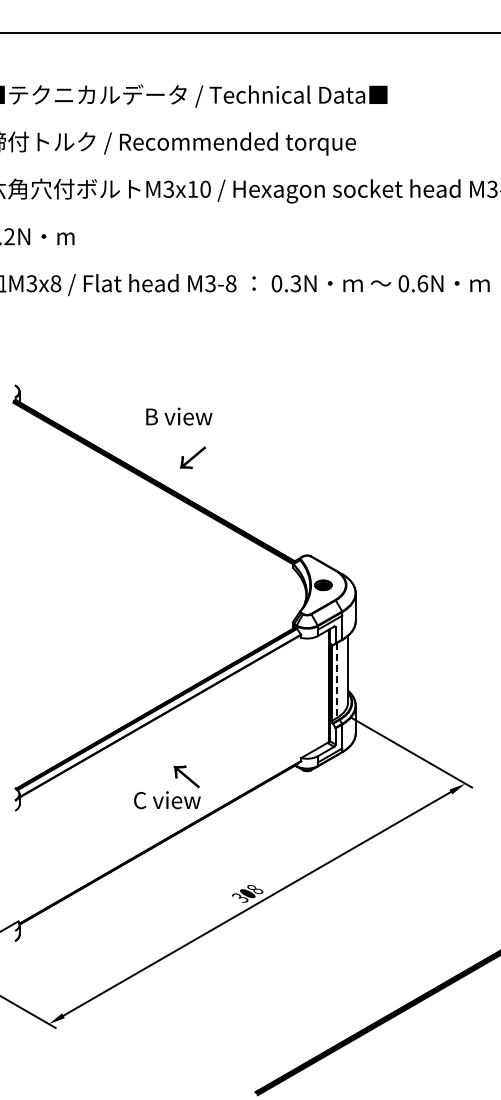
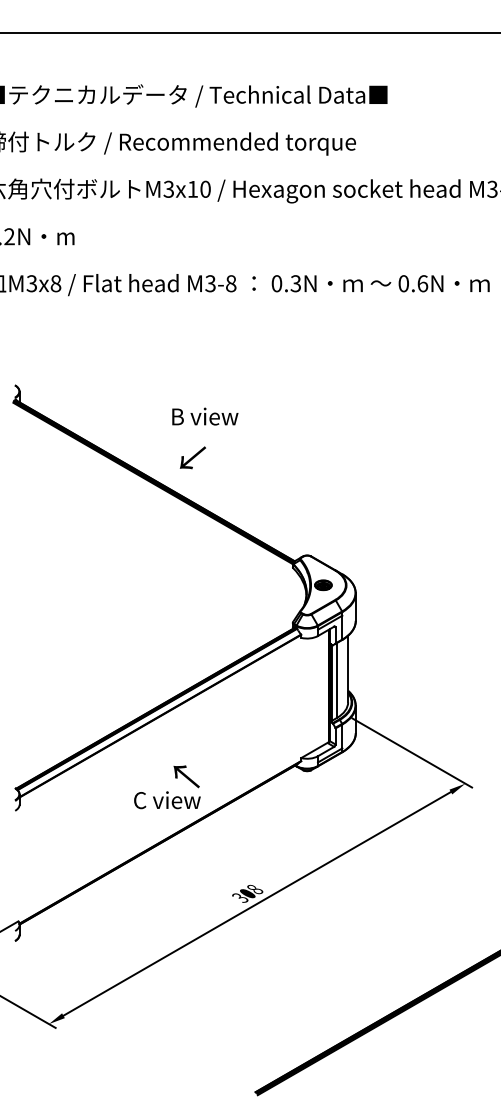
text position: (179, 416) -> (205, 416) (205, 416)
line: dashed -> solid (336, 680)
